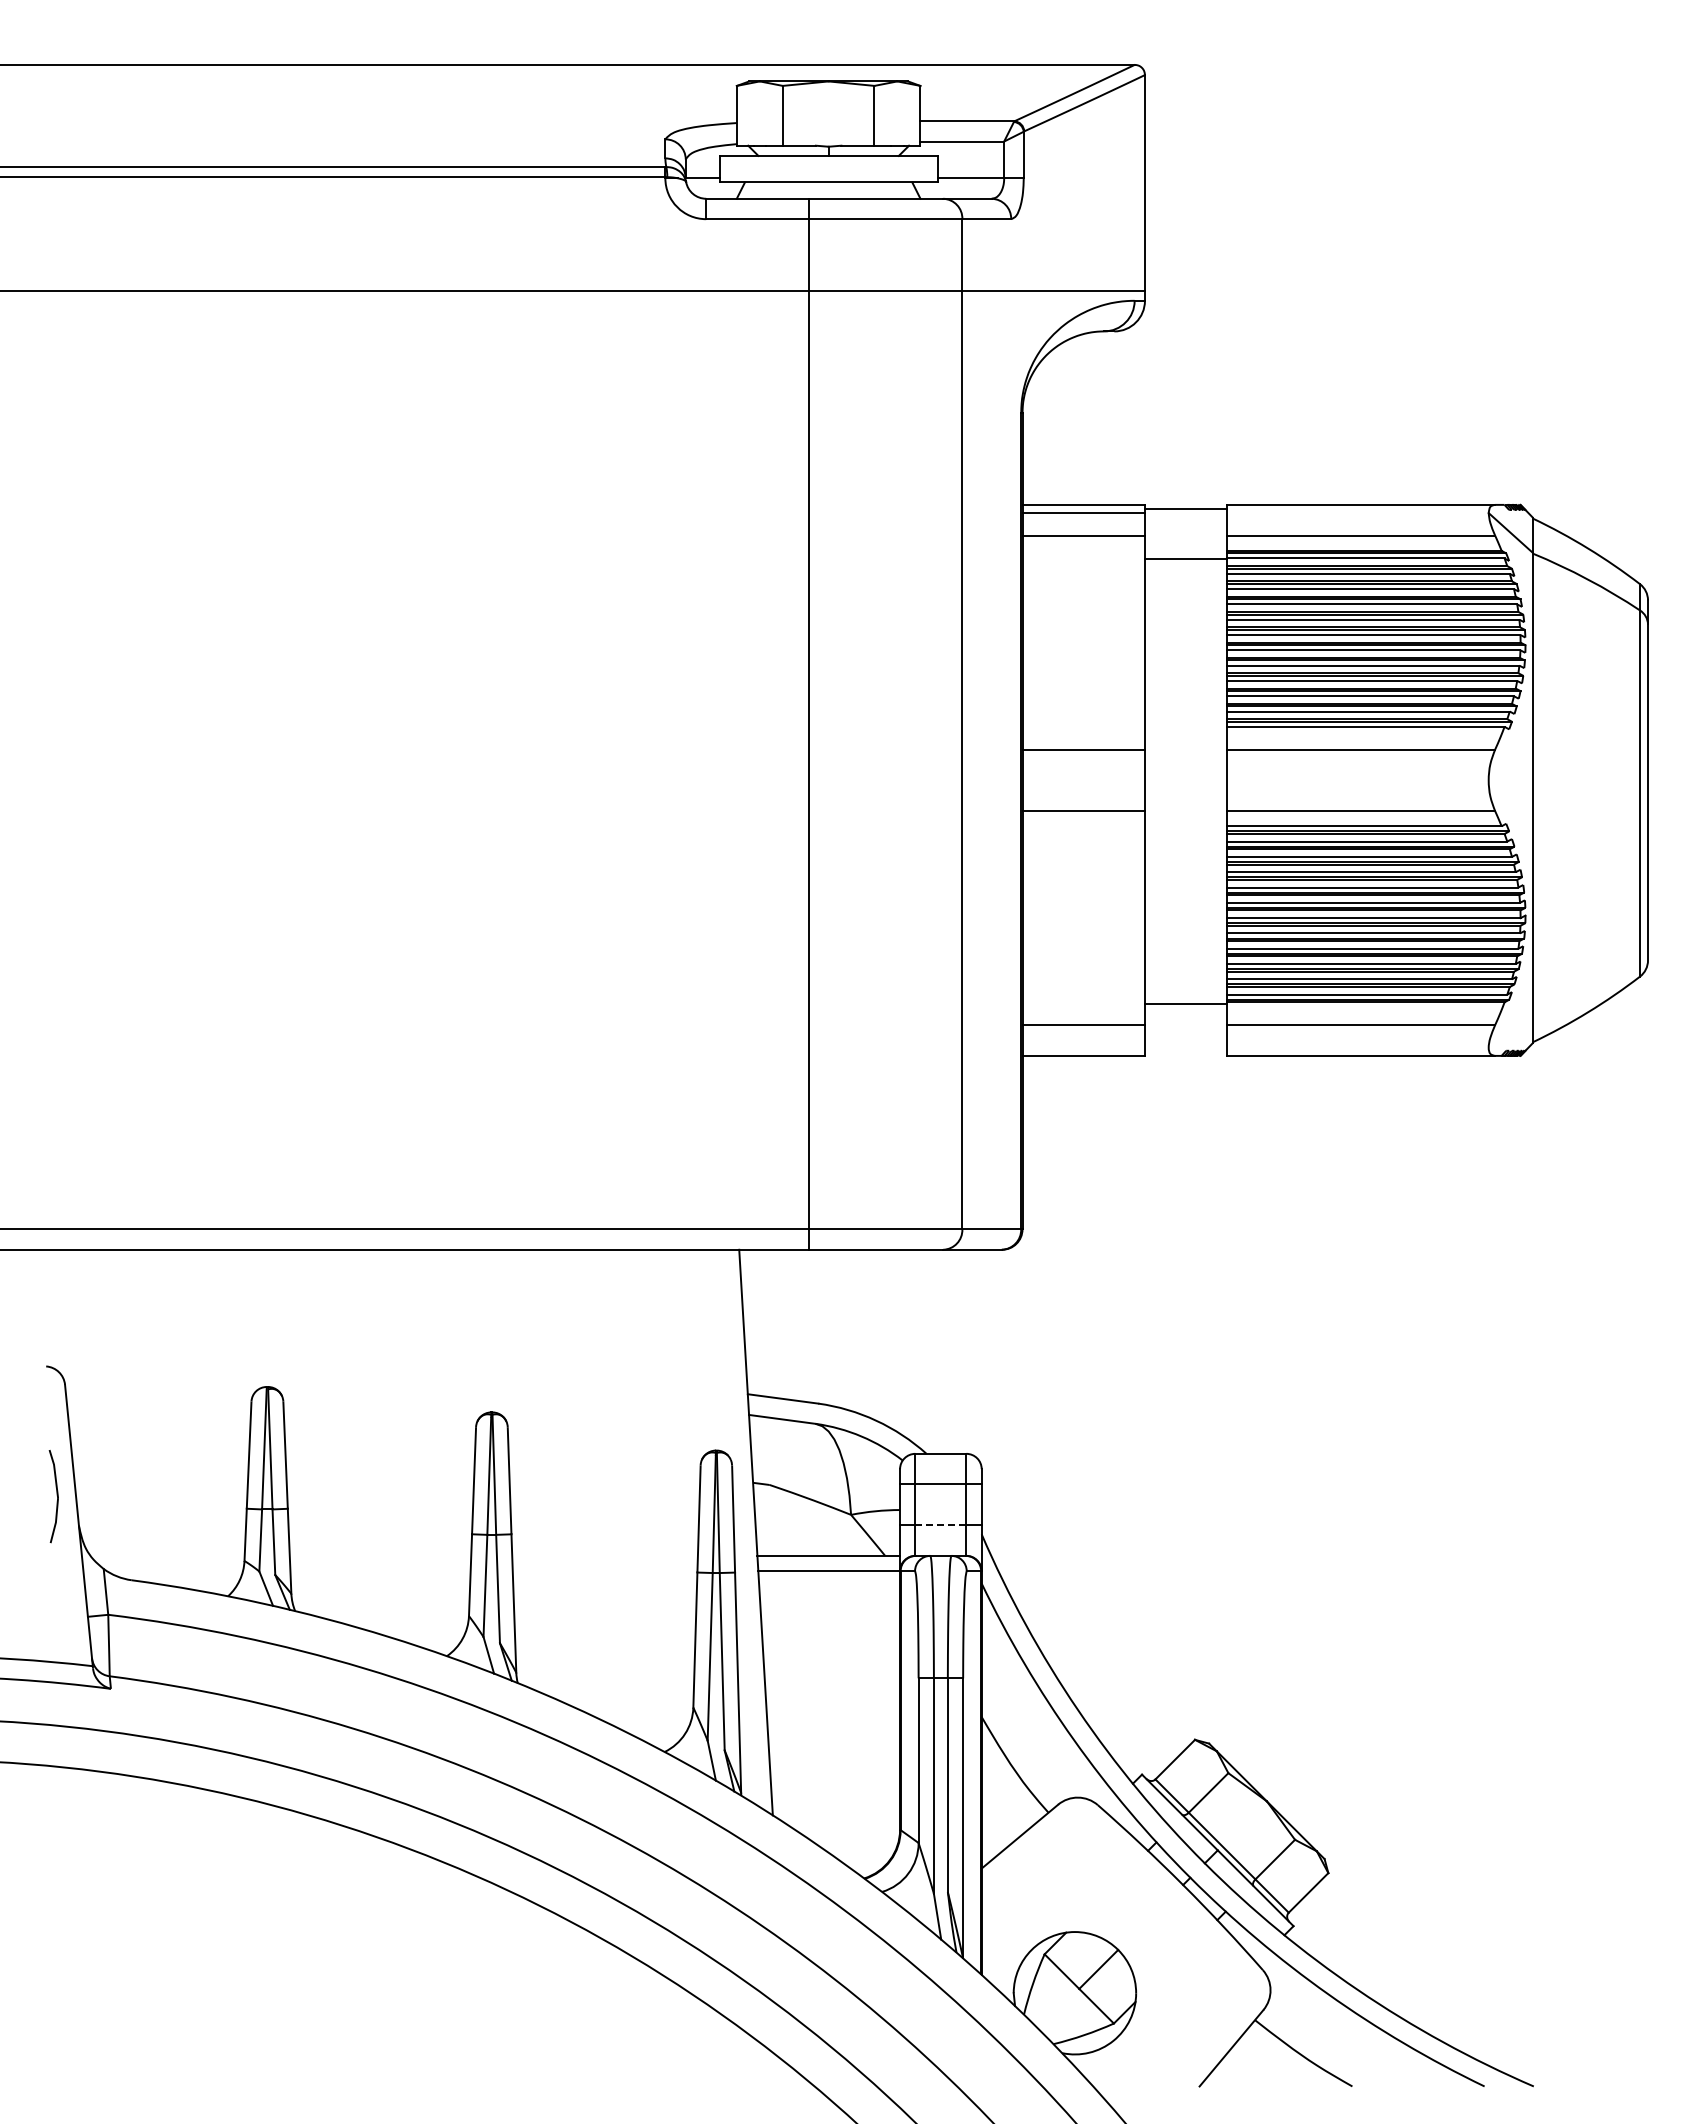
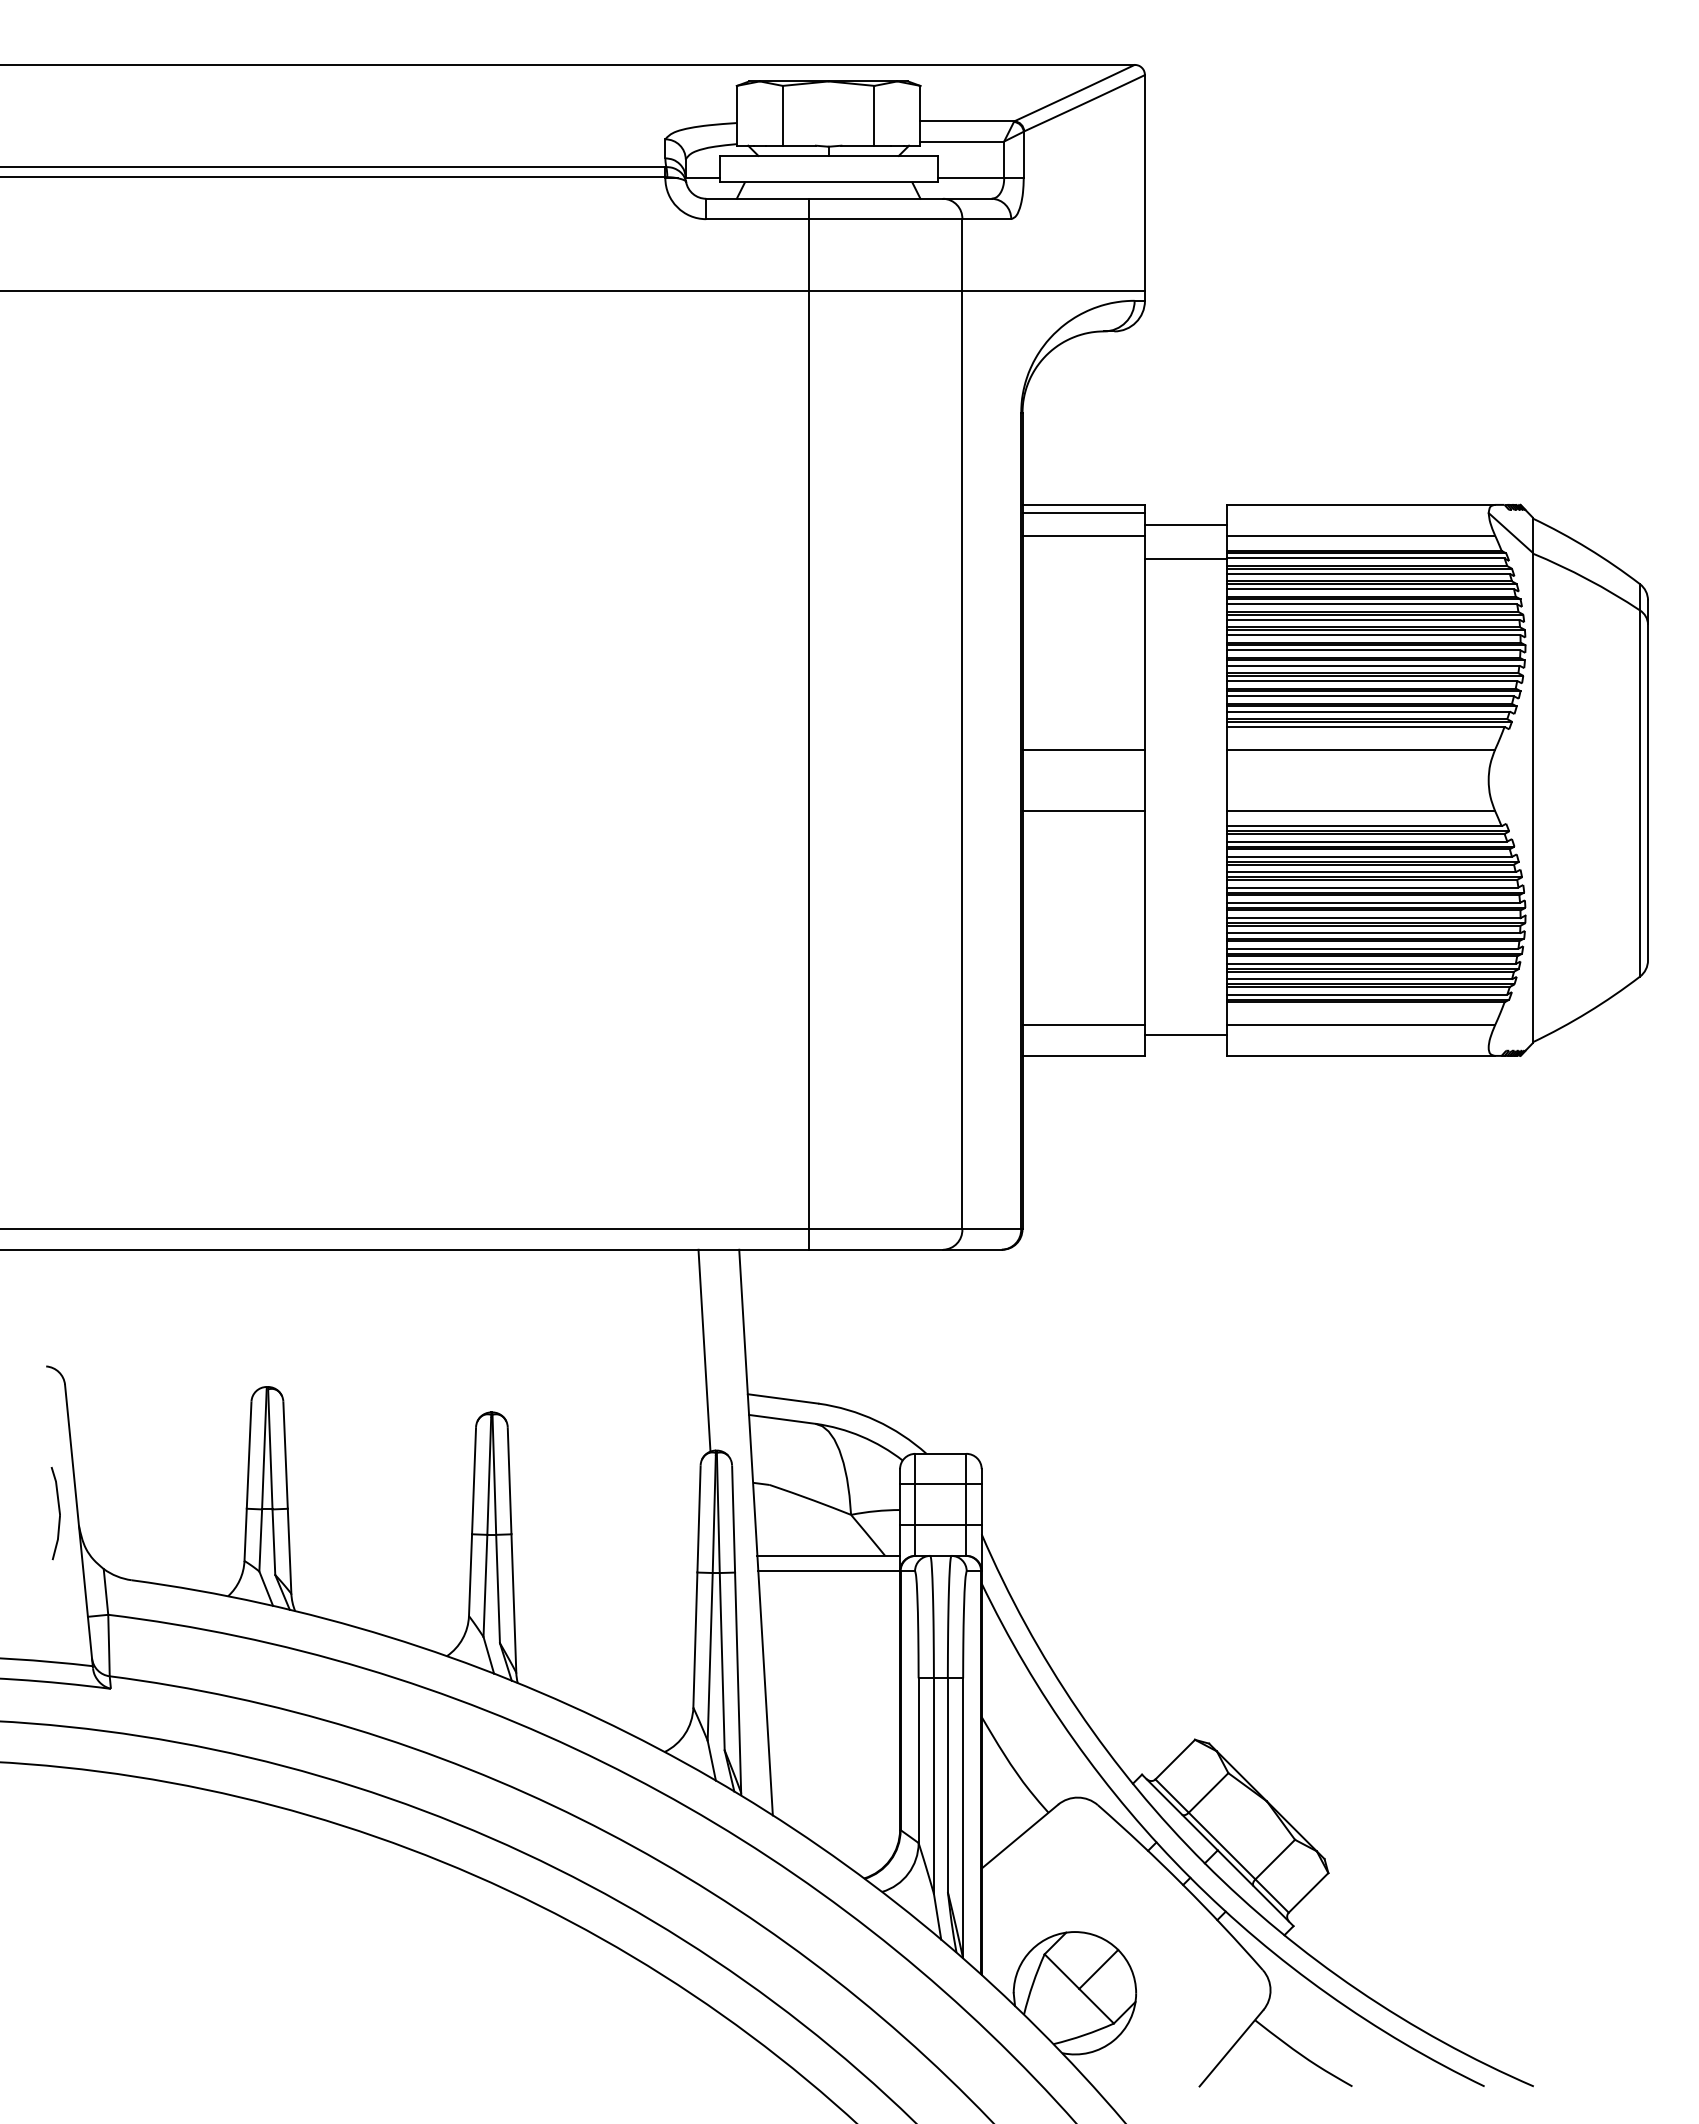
line position: (1185, 509) -> (1185, 525) (1185, 525)
line position: (1185, 1004) -> (1185, 1035) (1185, 1035)
line: none -> present (704, 1350)
part position: (53, 1496) -> (55, 1513) (55, 1513)
line: dashed -> solid (940, 1525)
